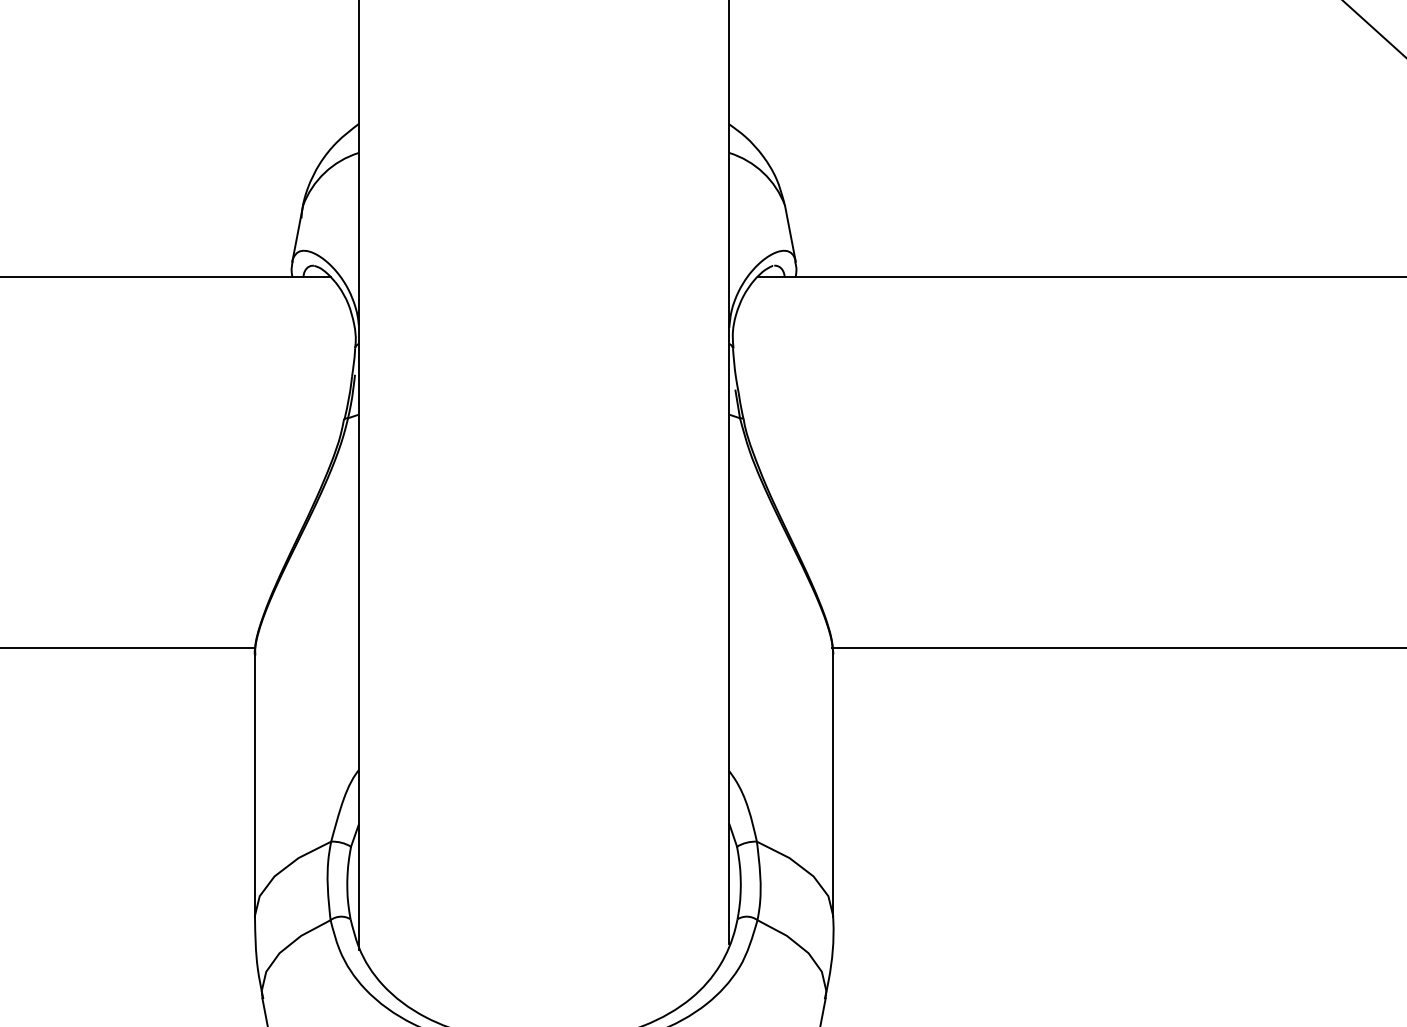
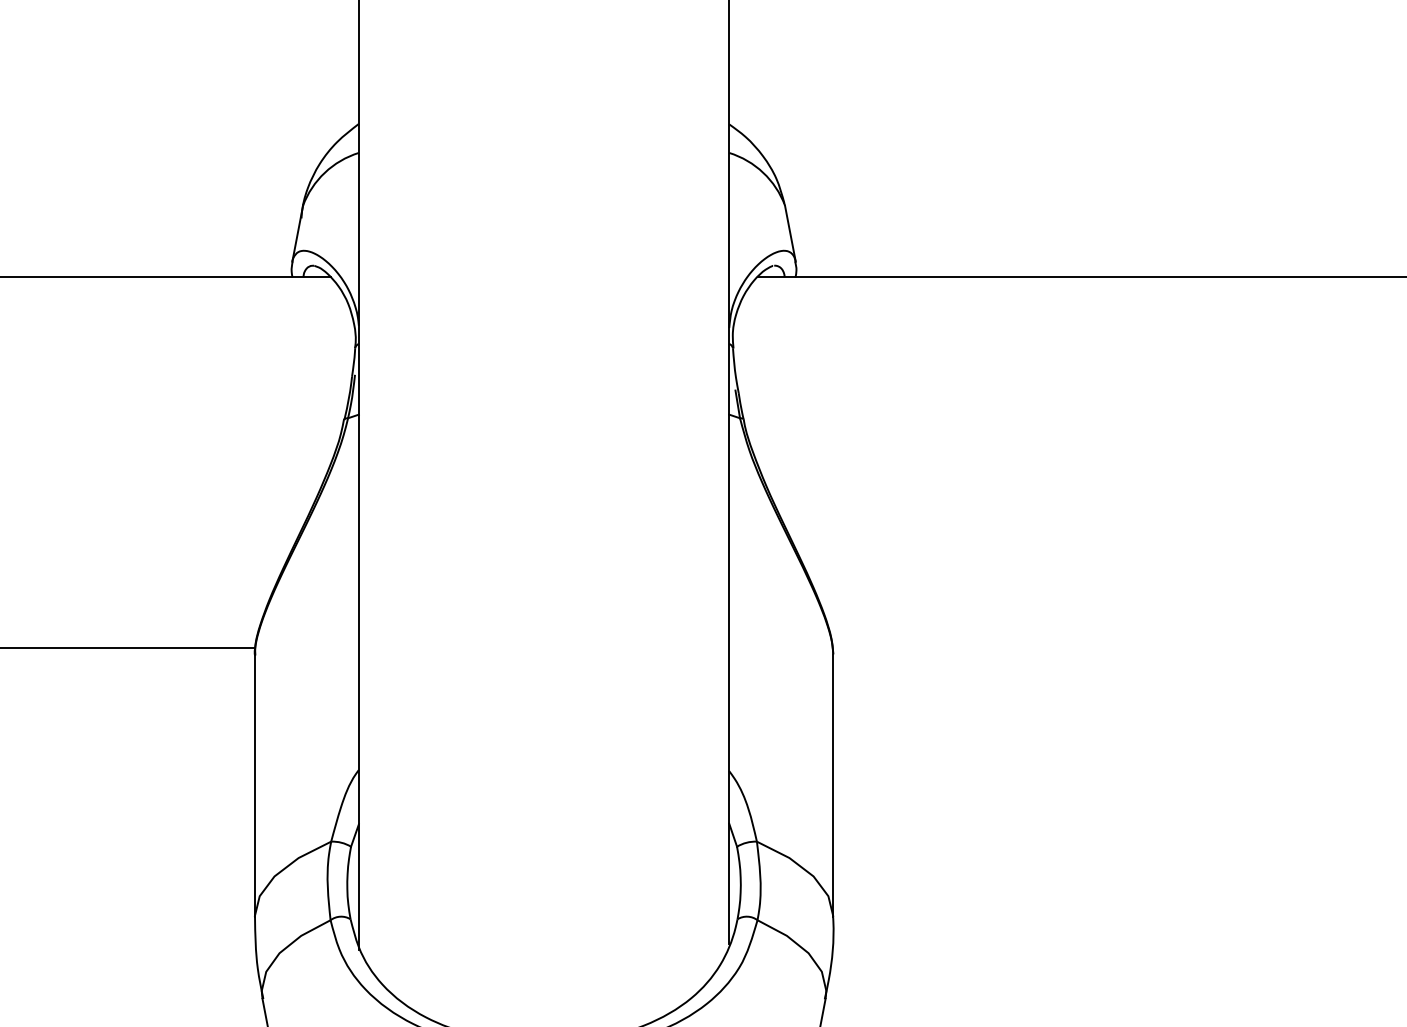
line: present -> none (1373, 28)
line: present -> none (1117, 647)
